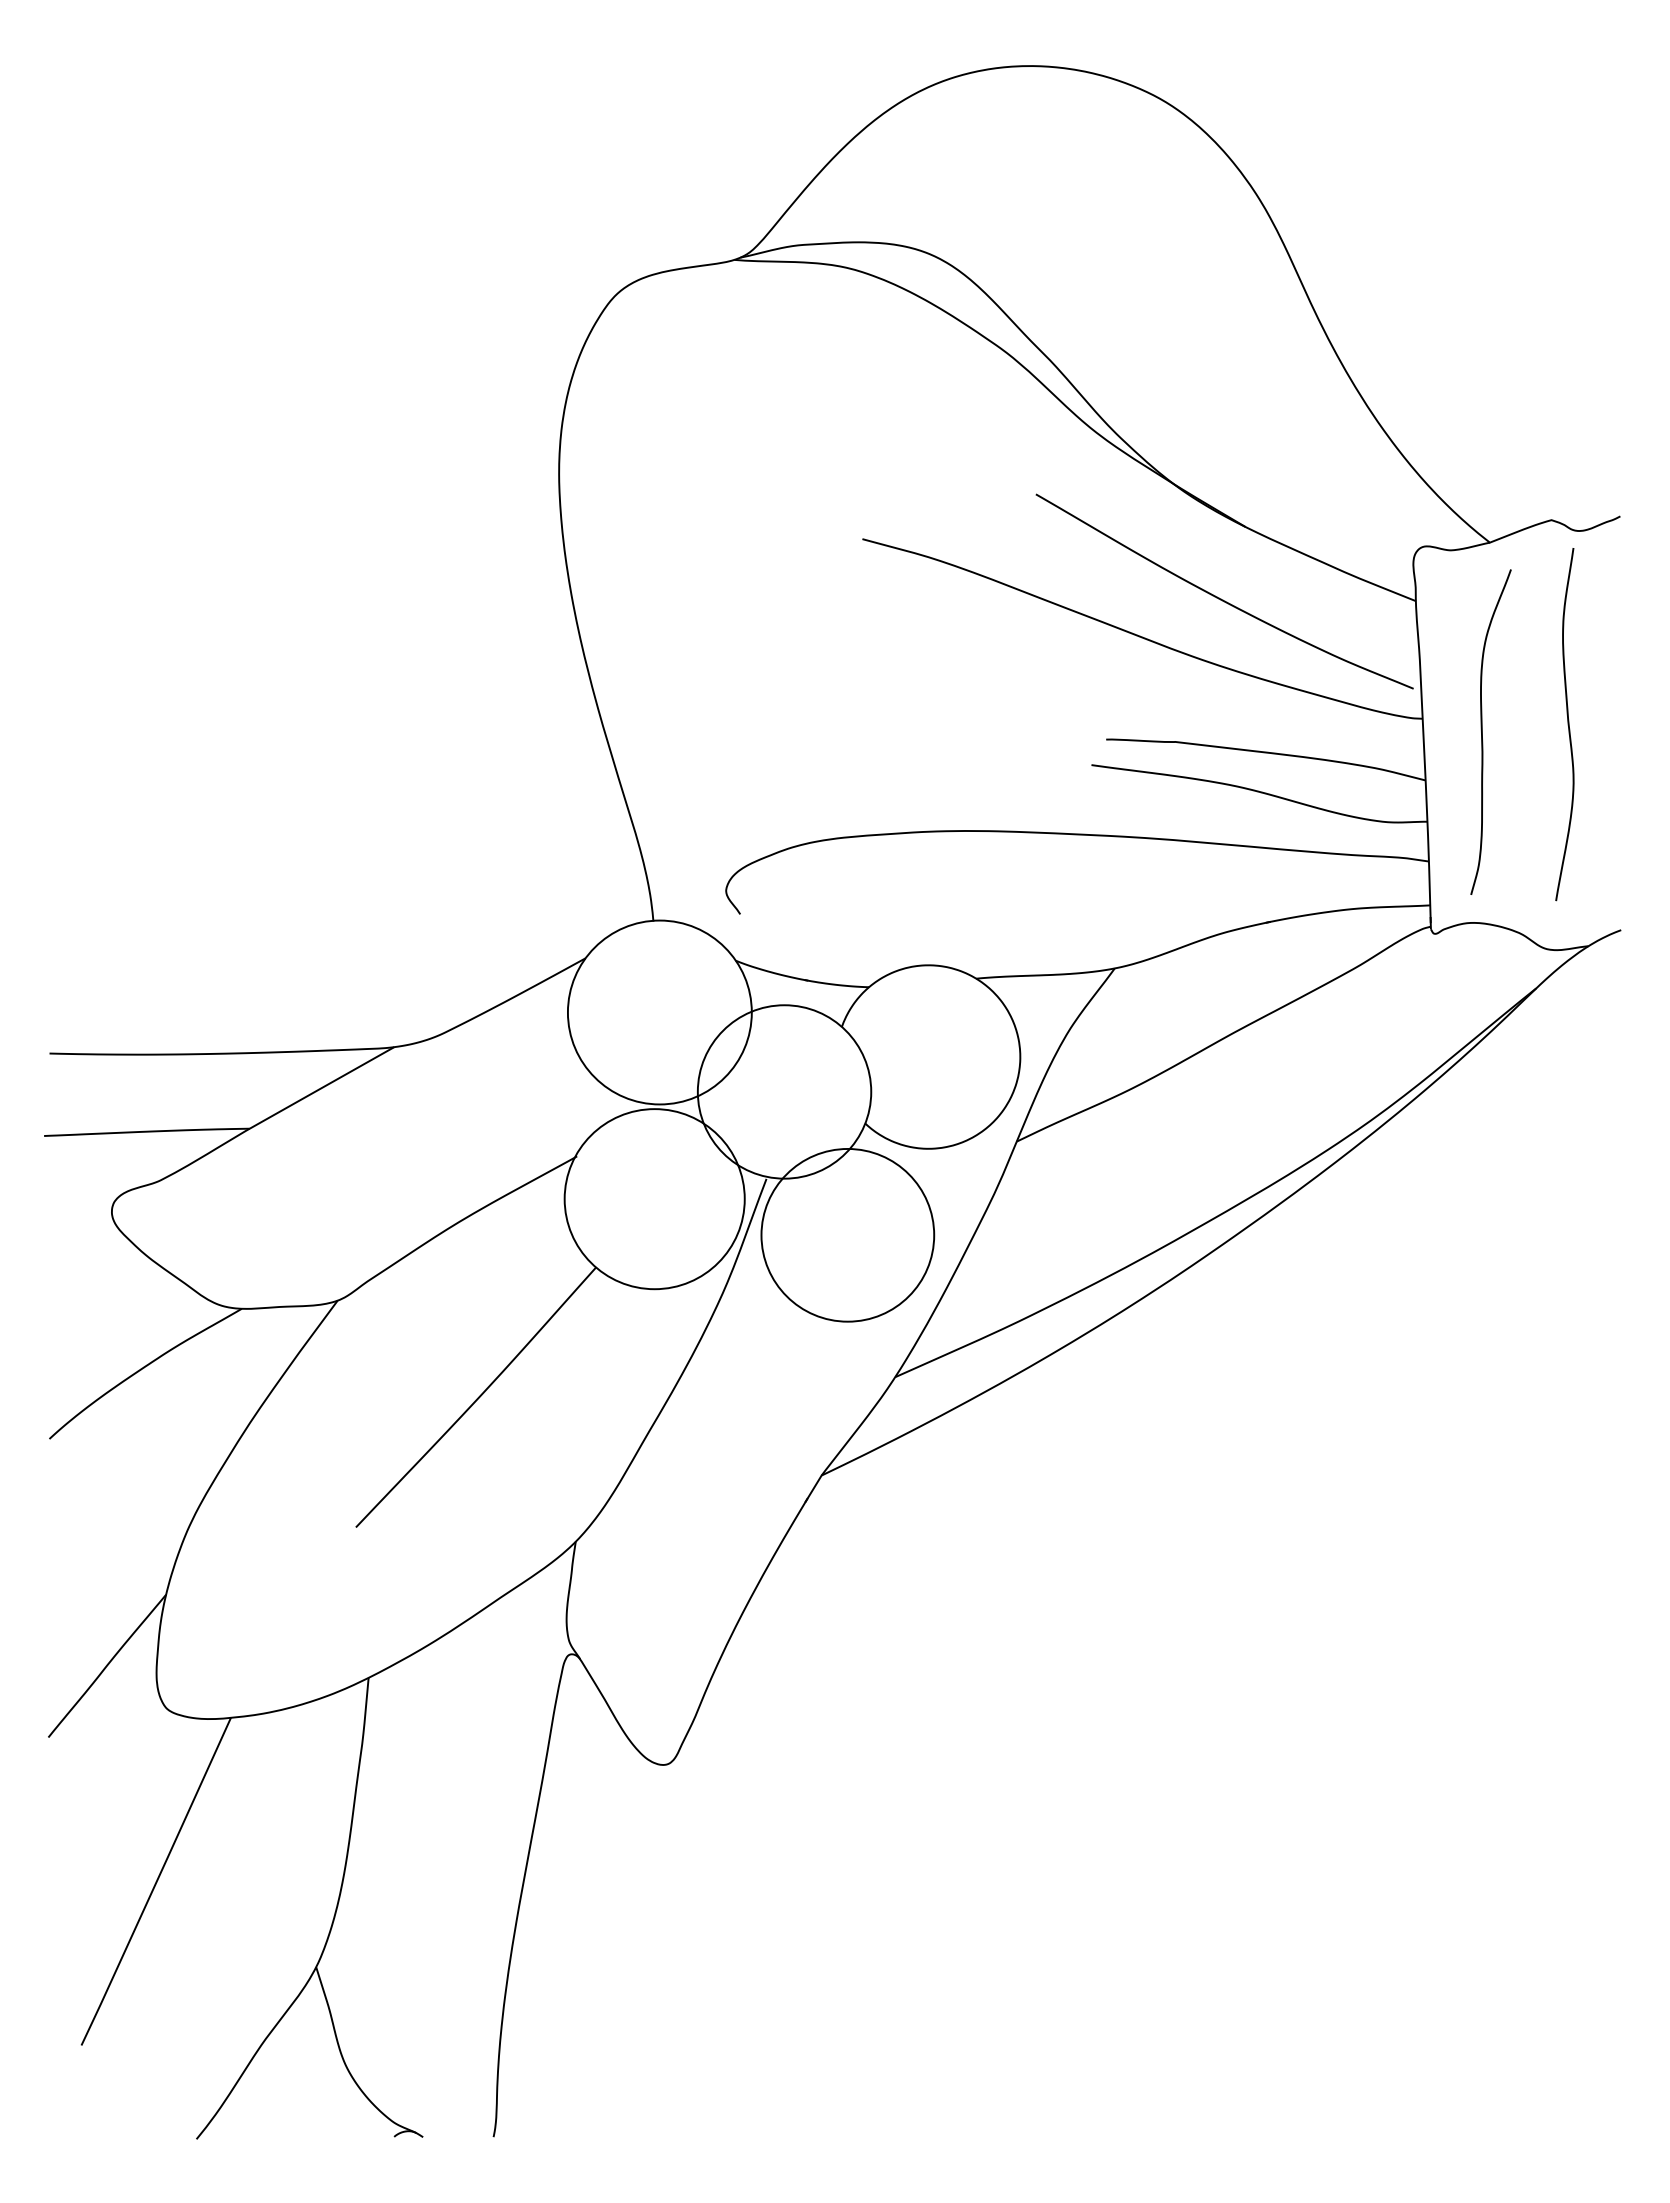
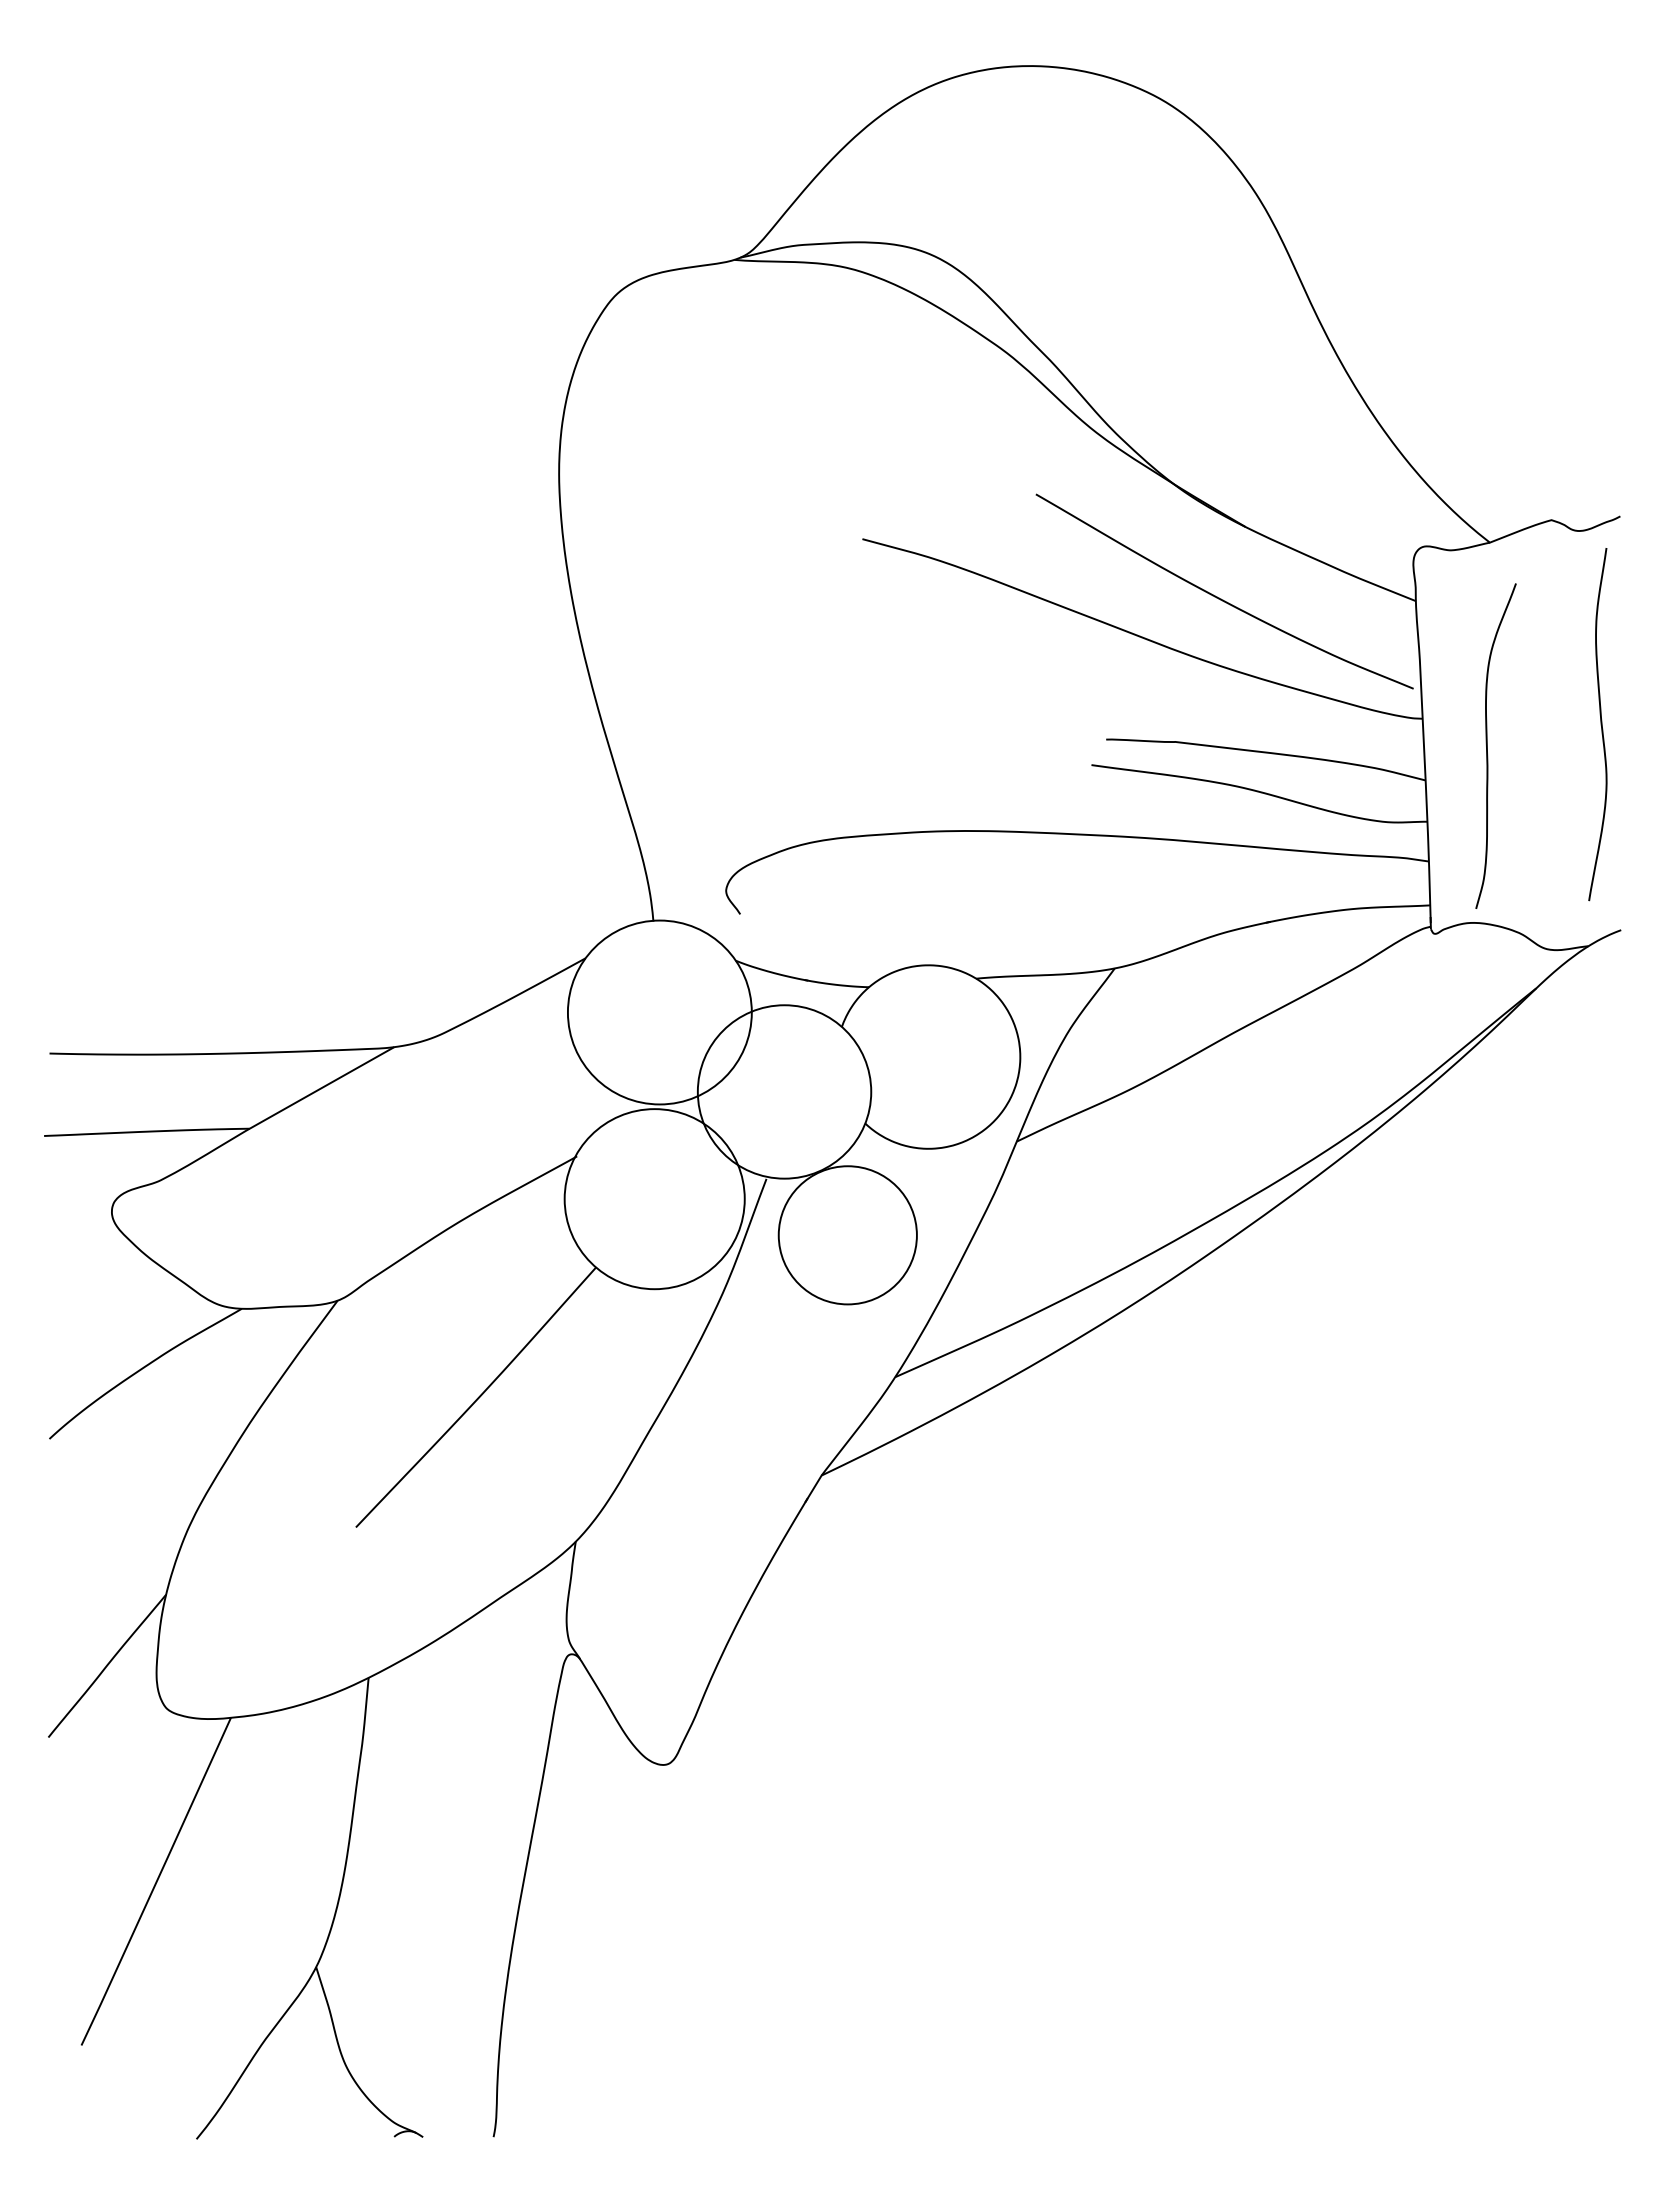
curve position: (1567, 724) -> (1600, 724) (1600, 724)
curve position: (1482, 731) -> (1487, 745) (1487, 745)
circle diameter: 173 px -> 138 px (847, 1235)
